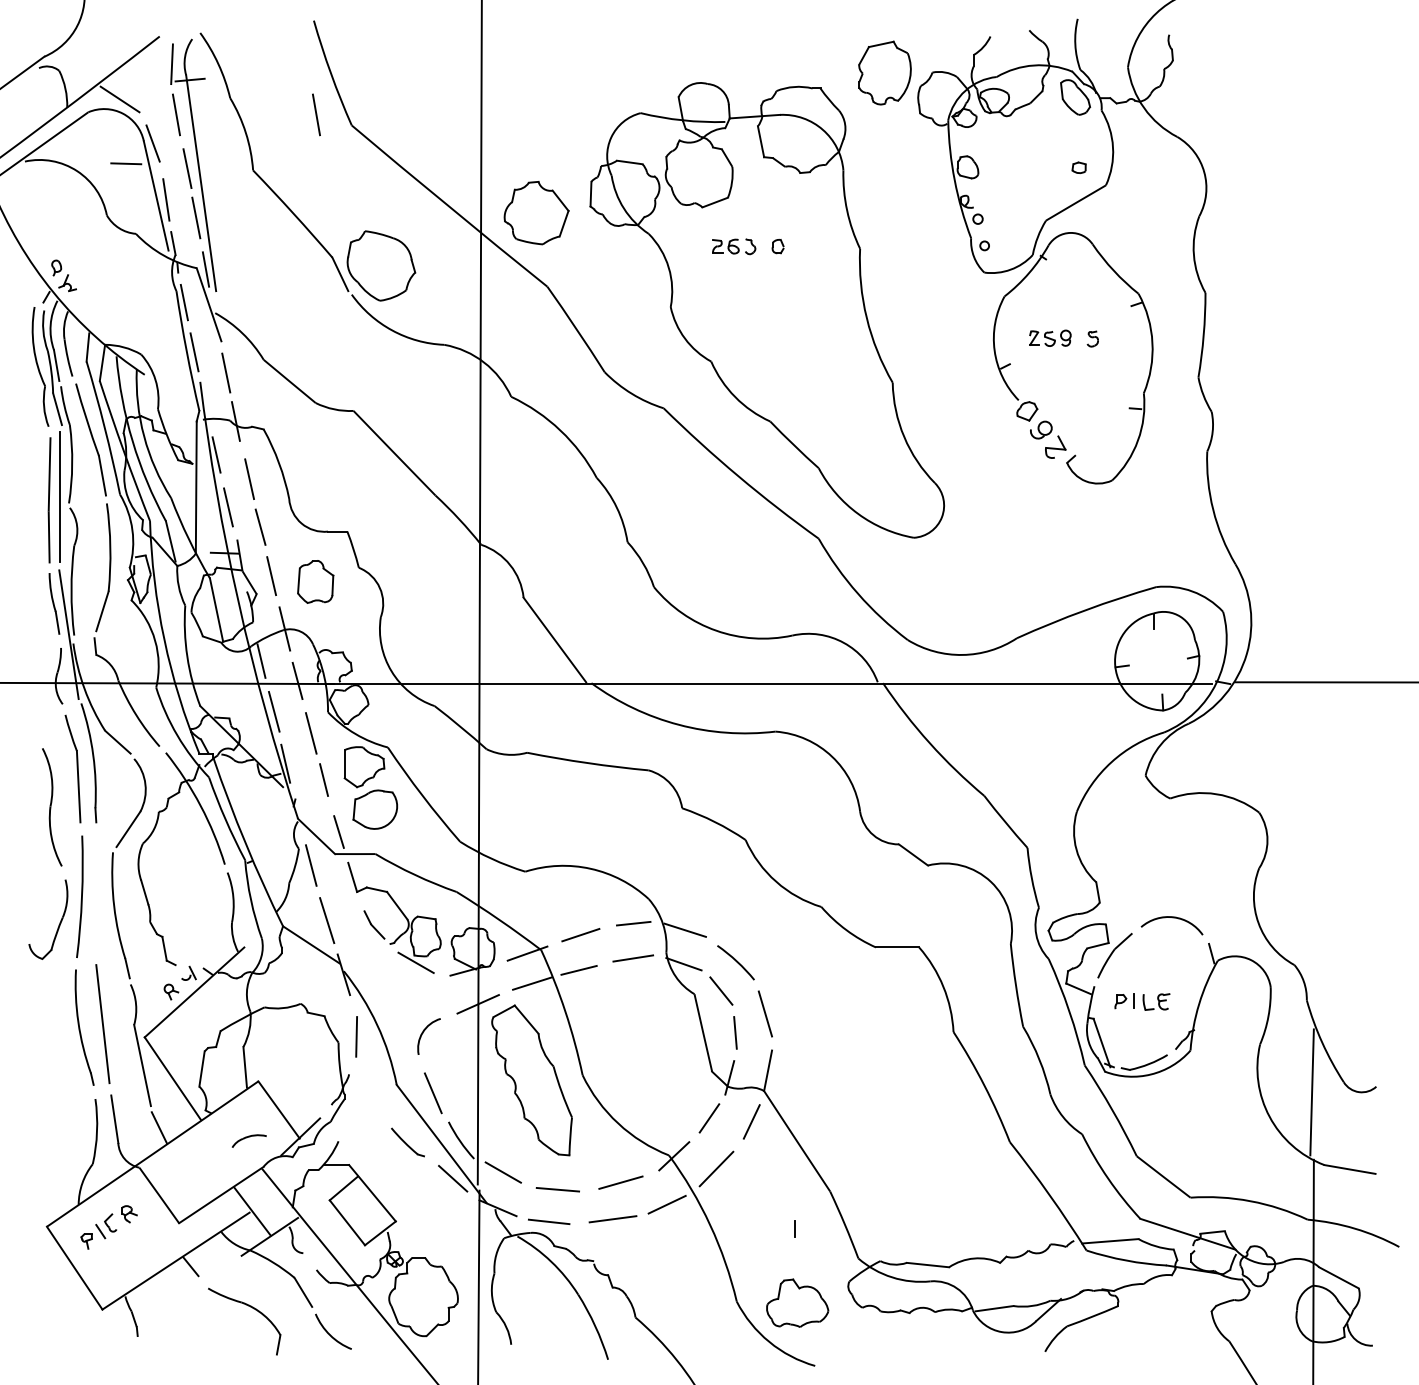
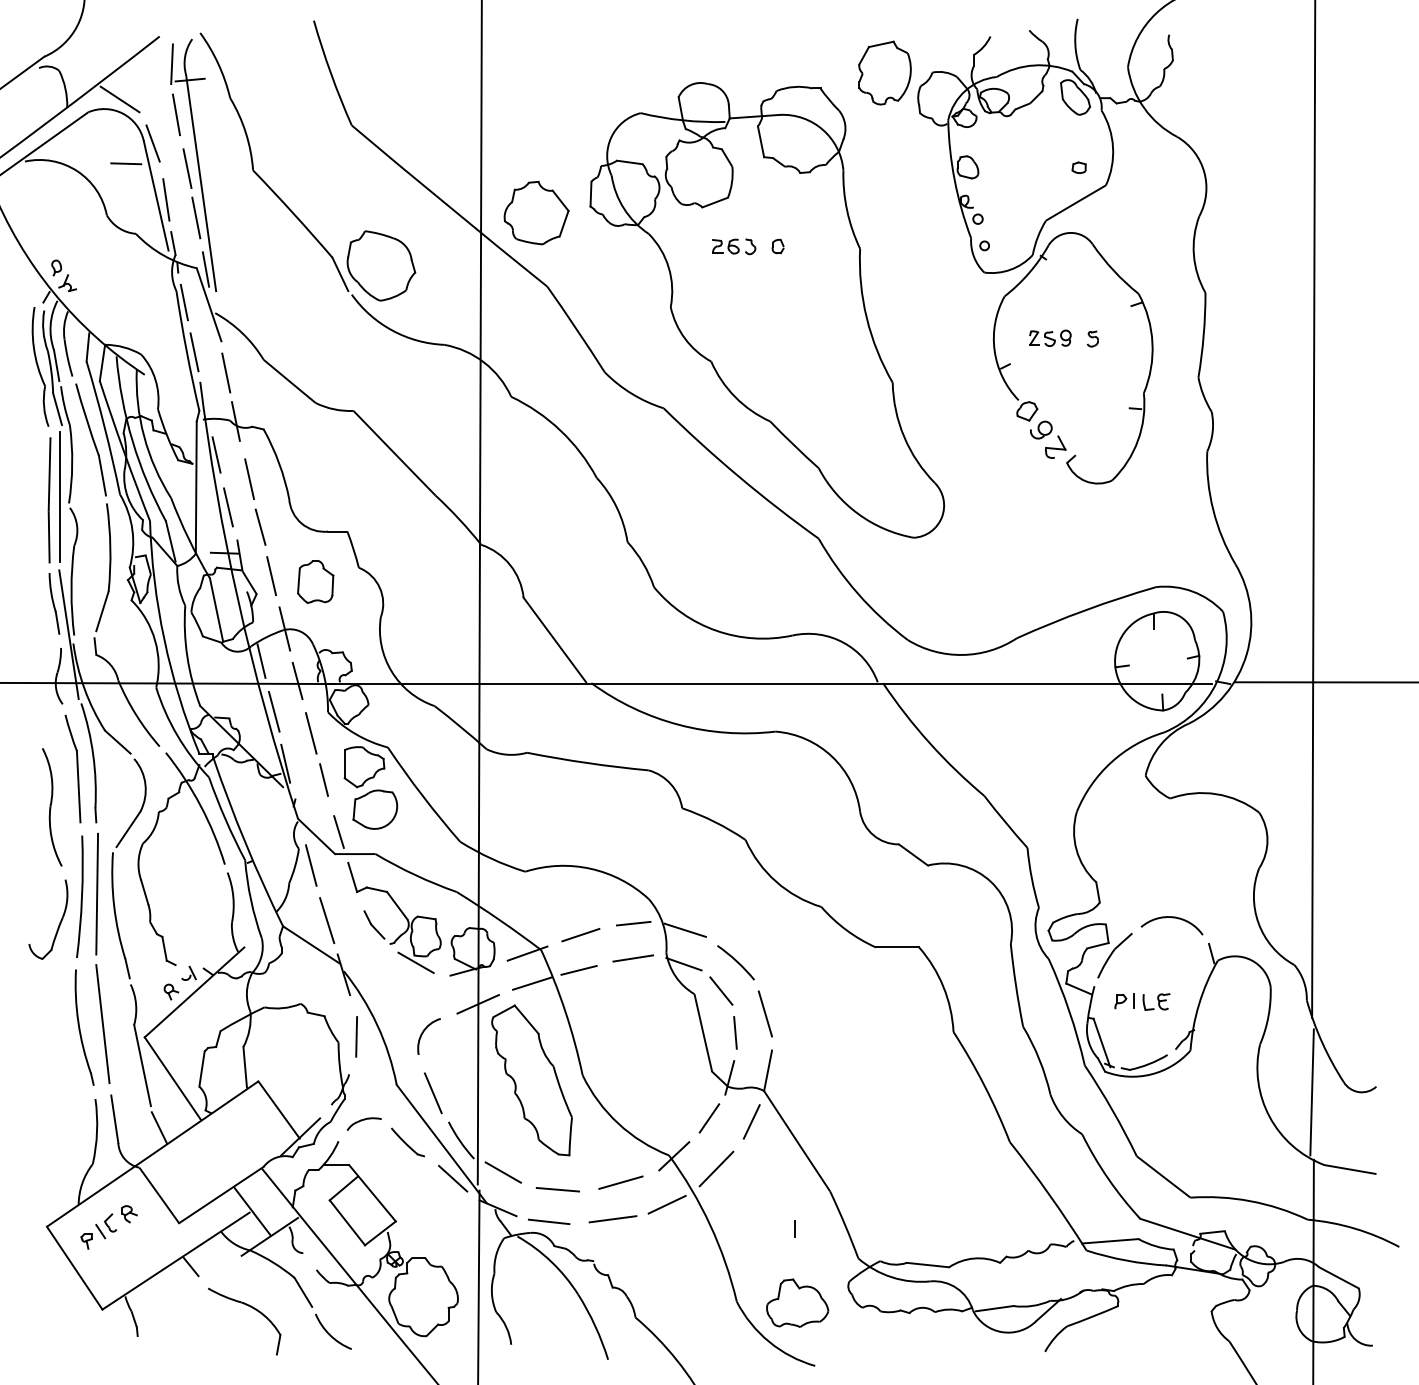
line: present -> none (316, 114)
line: none -> present (1313, 509)
line: none -> present (97, 893)
part position: (248, 1140) -> (363, 1123) (363, 1123)
